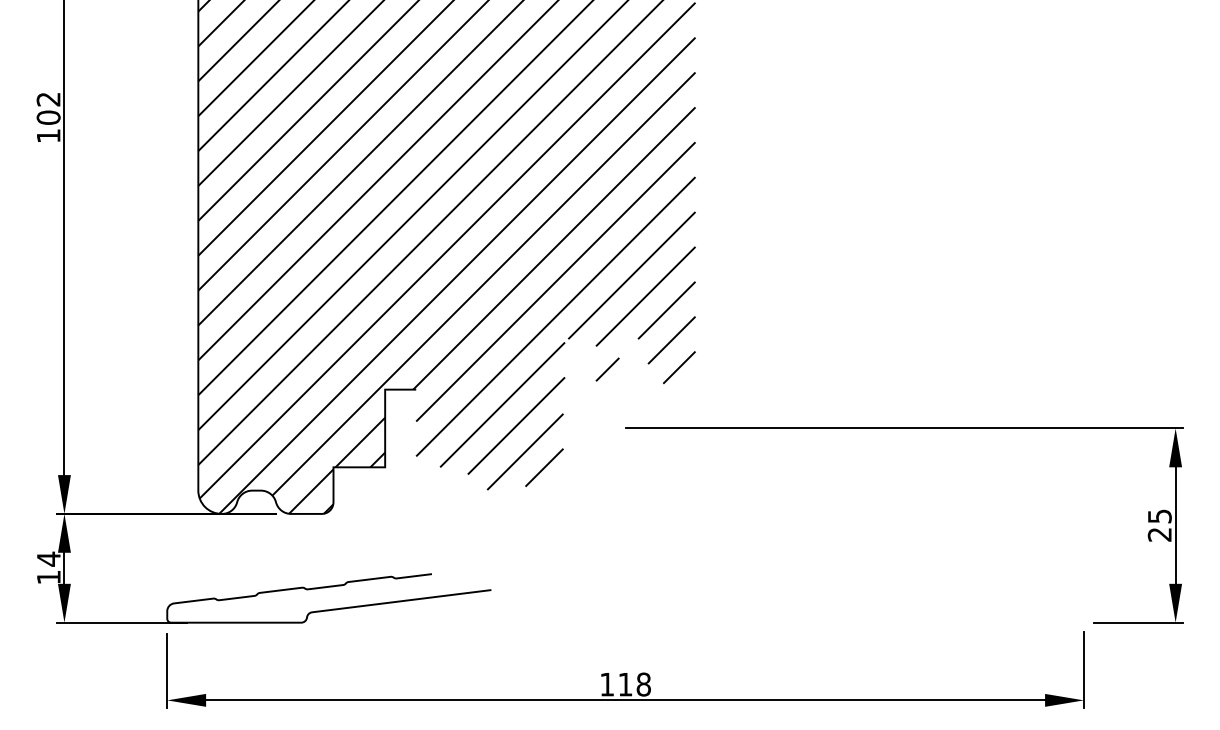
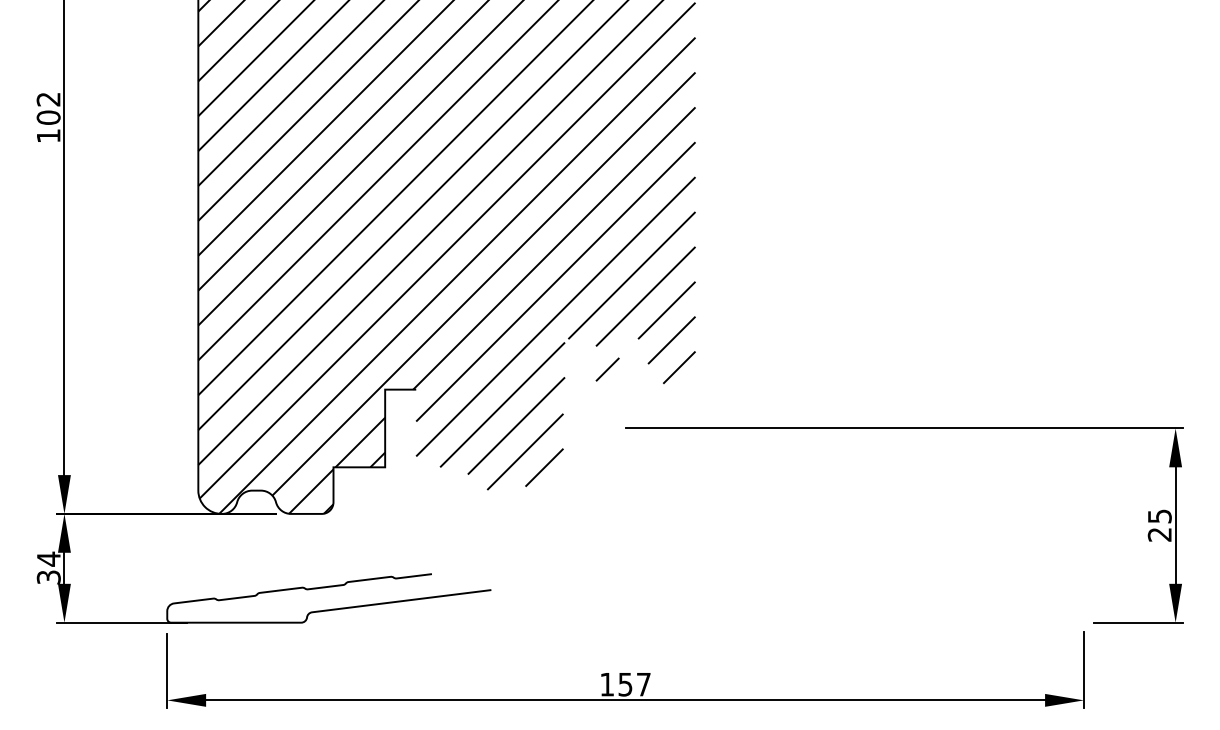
text: 14 -> 34 (48, 577)
text: 118 -> 157 (634, 684)
